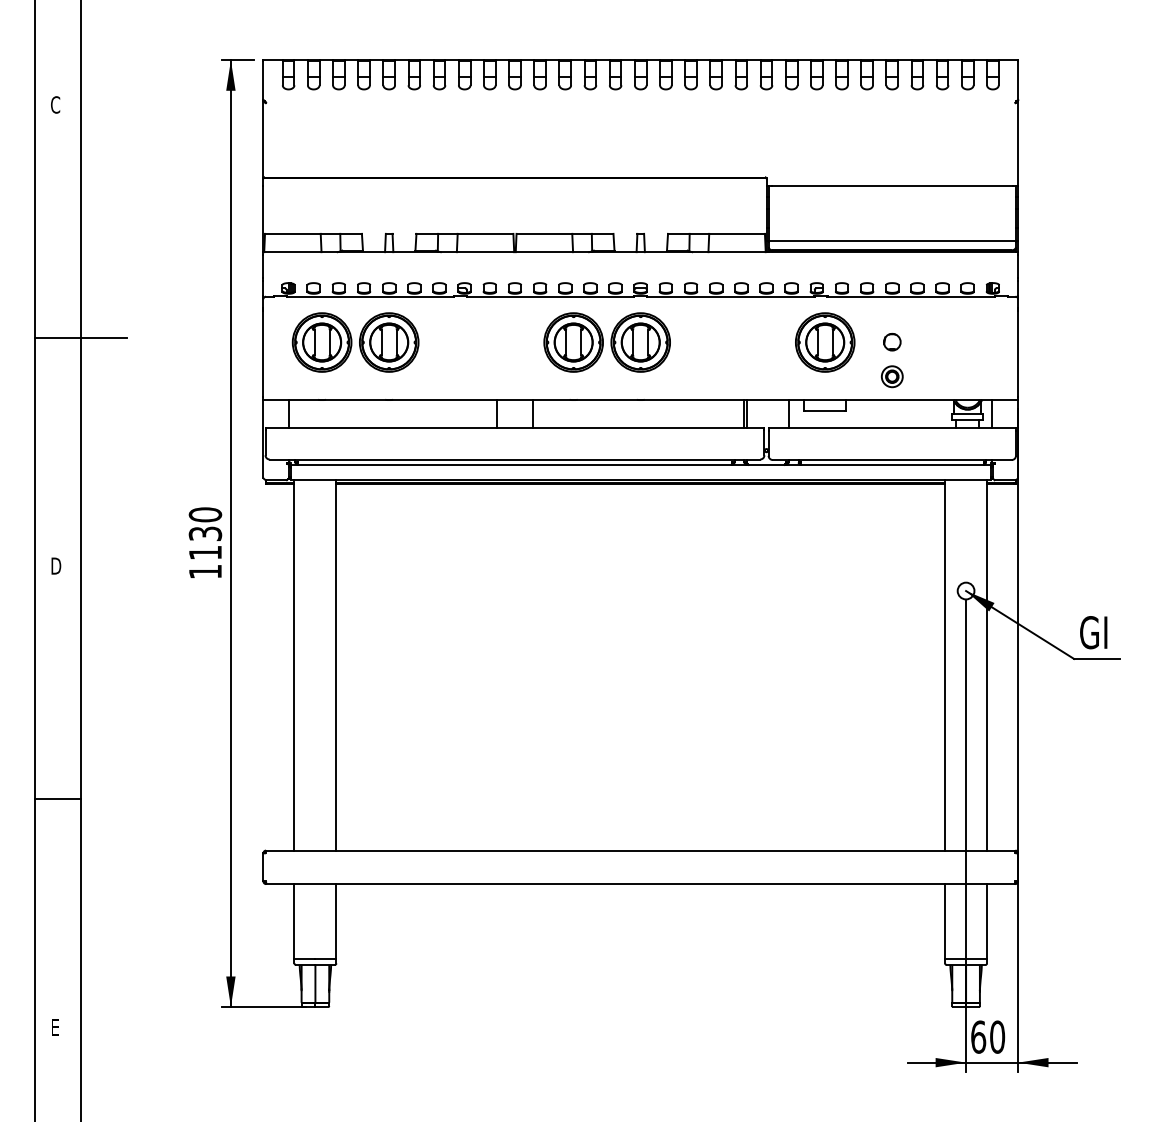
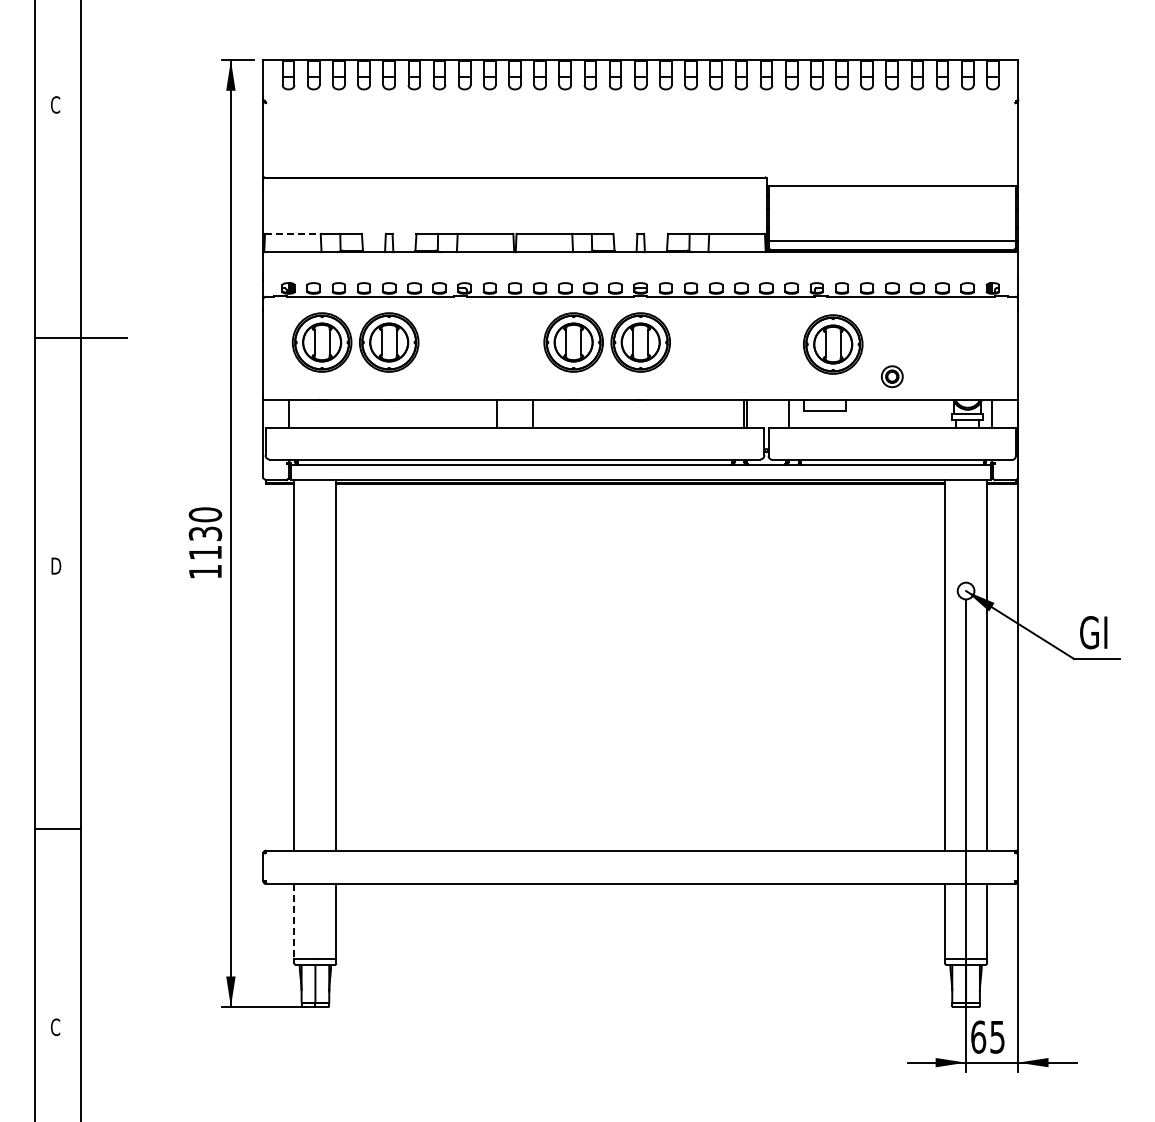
line: solid -> dashed (292, 233)
part position: (825, 342) -> (833, 344) (833, 344)
circle: present -> none (892, 342)
line position: (57, 798) -> (57, 828) (57, 828)
line: solid -> dashed (294, 921)
text: E -> C (55, 1027)
text: 60 -> 65 (997, 1036)
